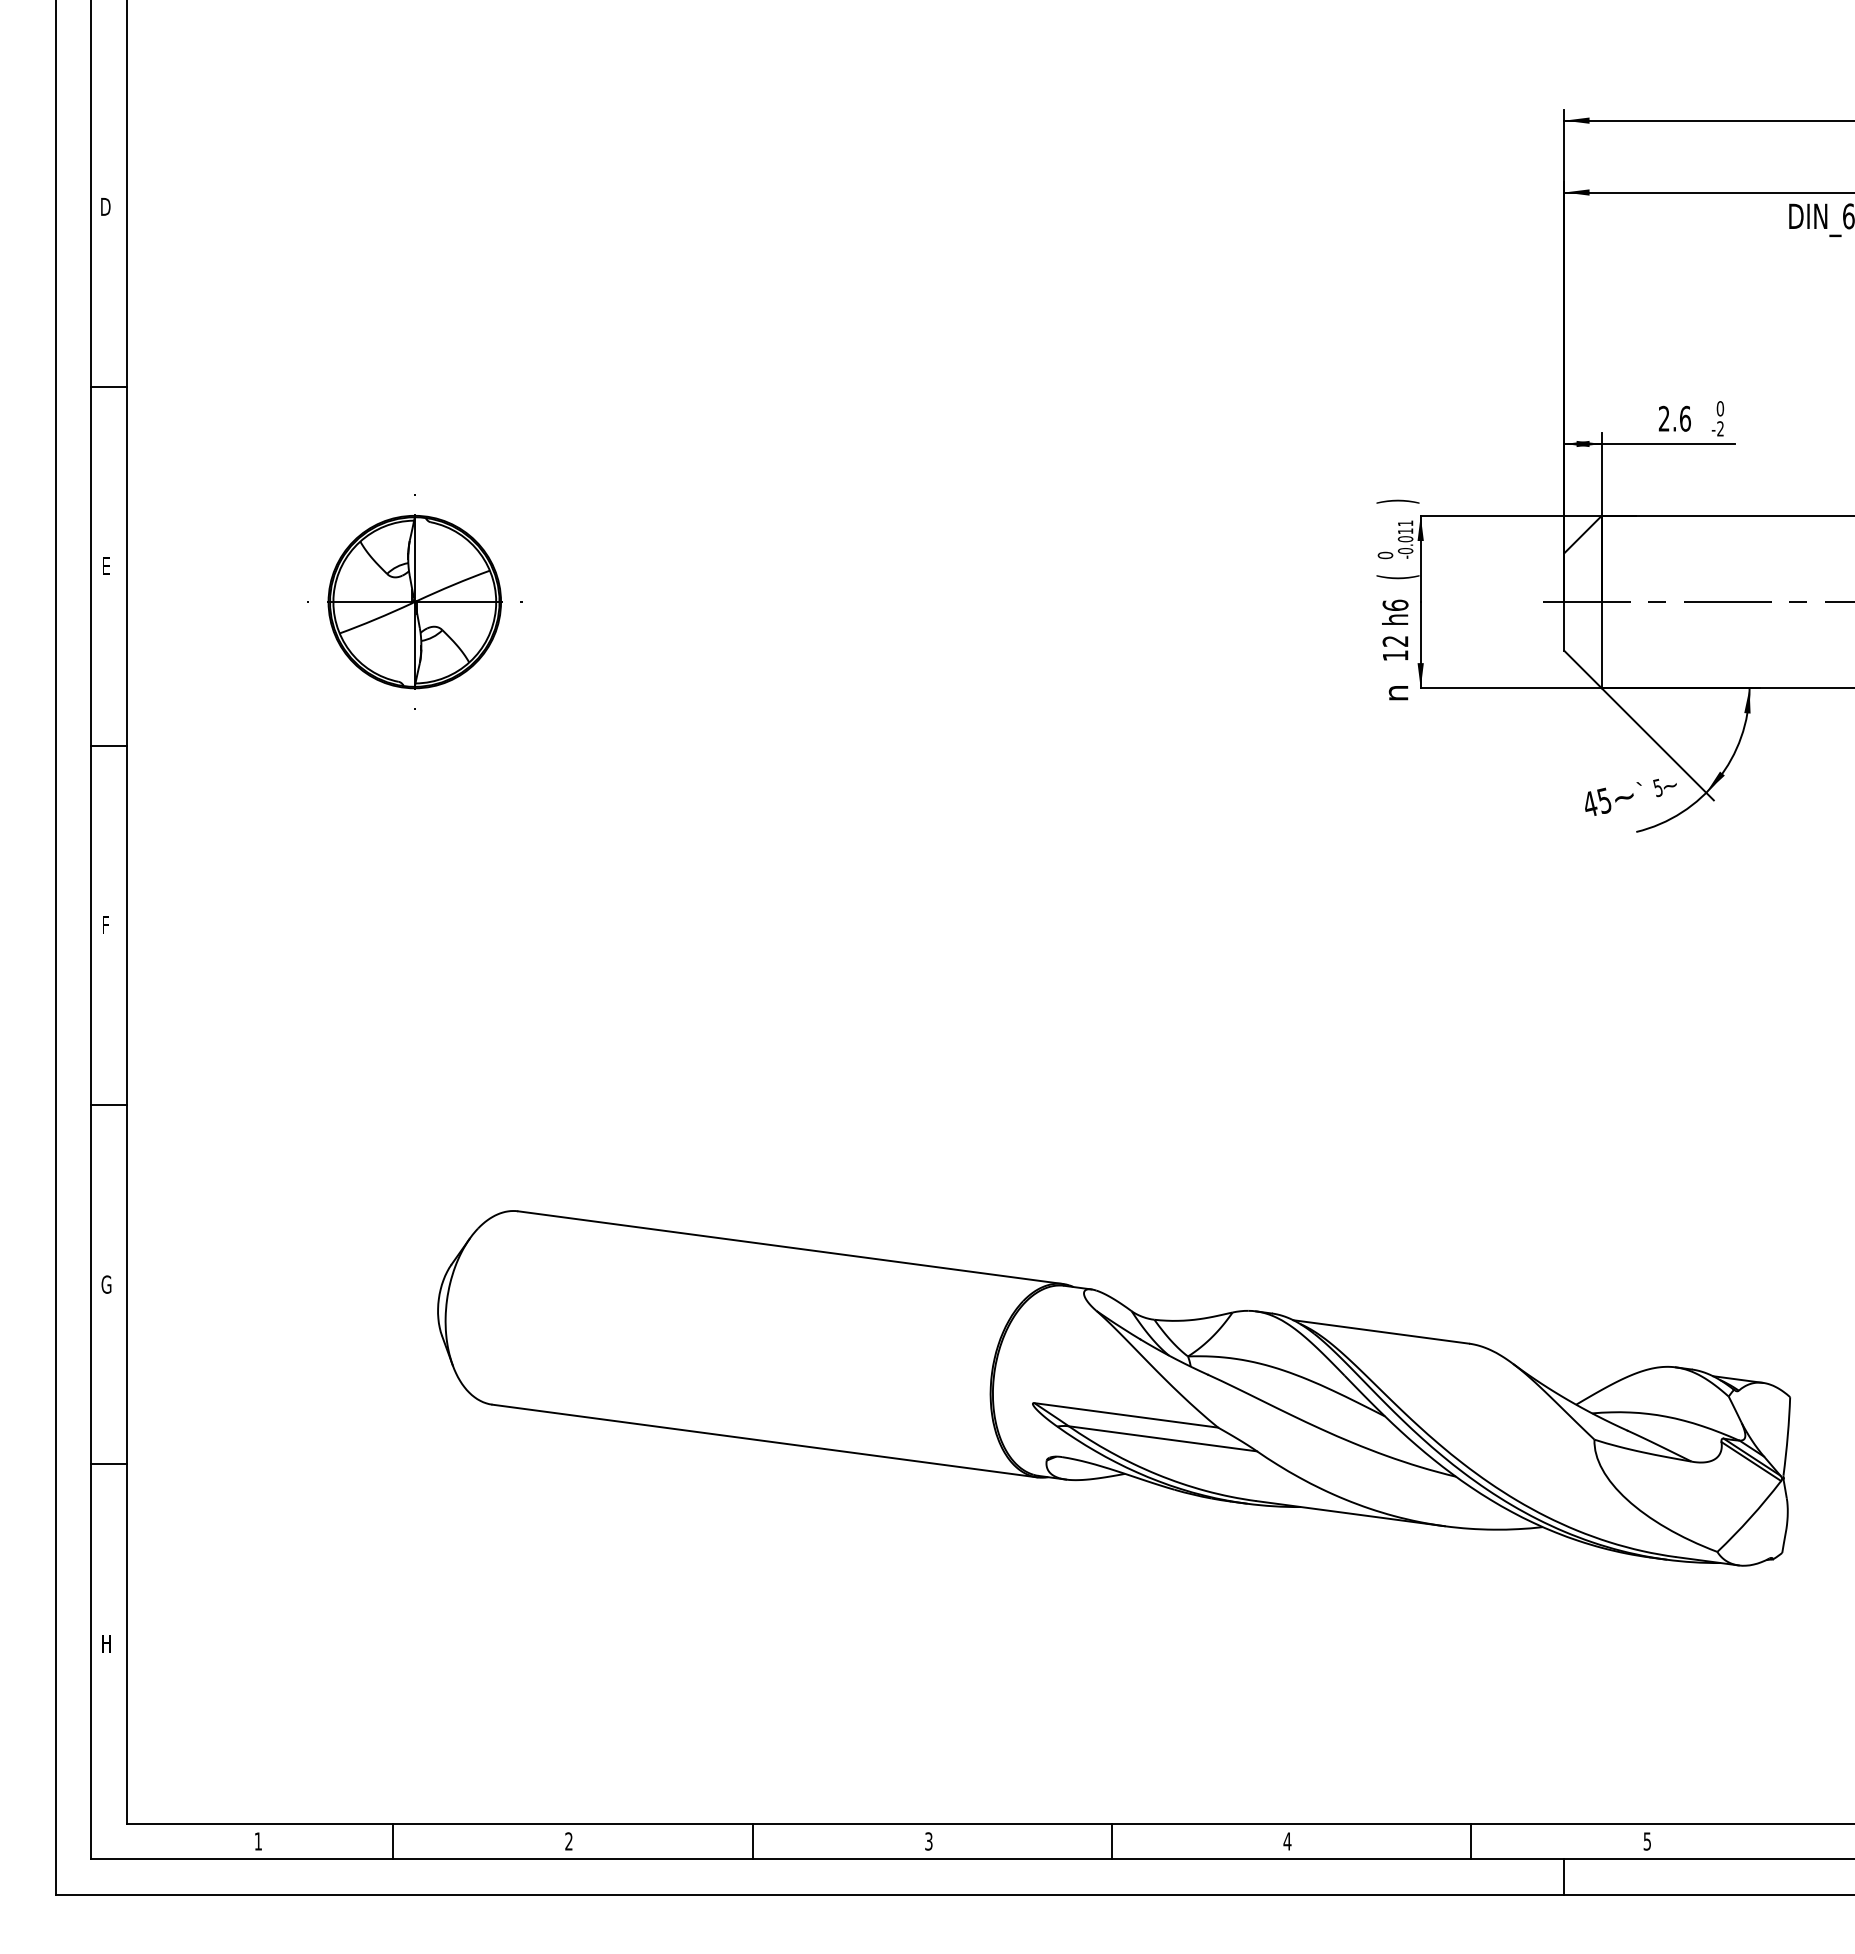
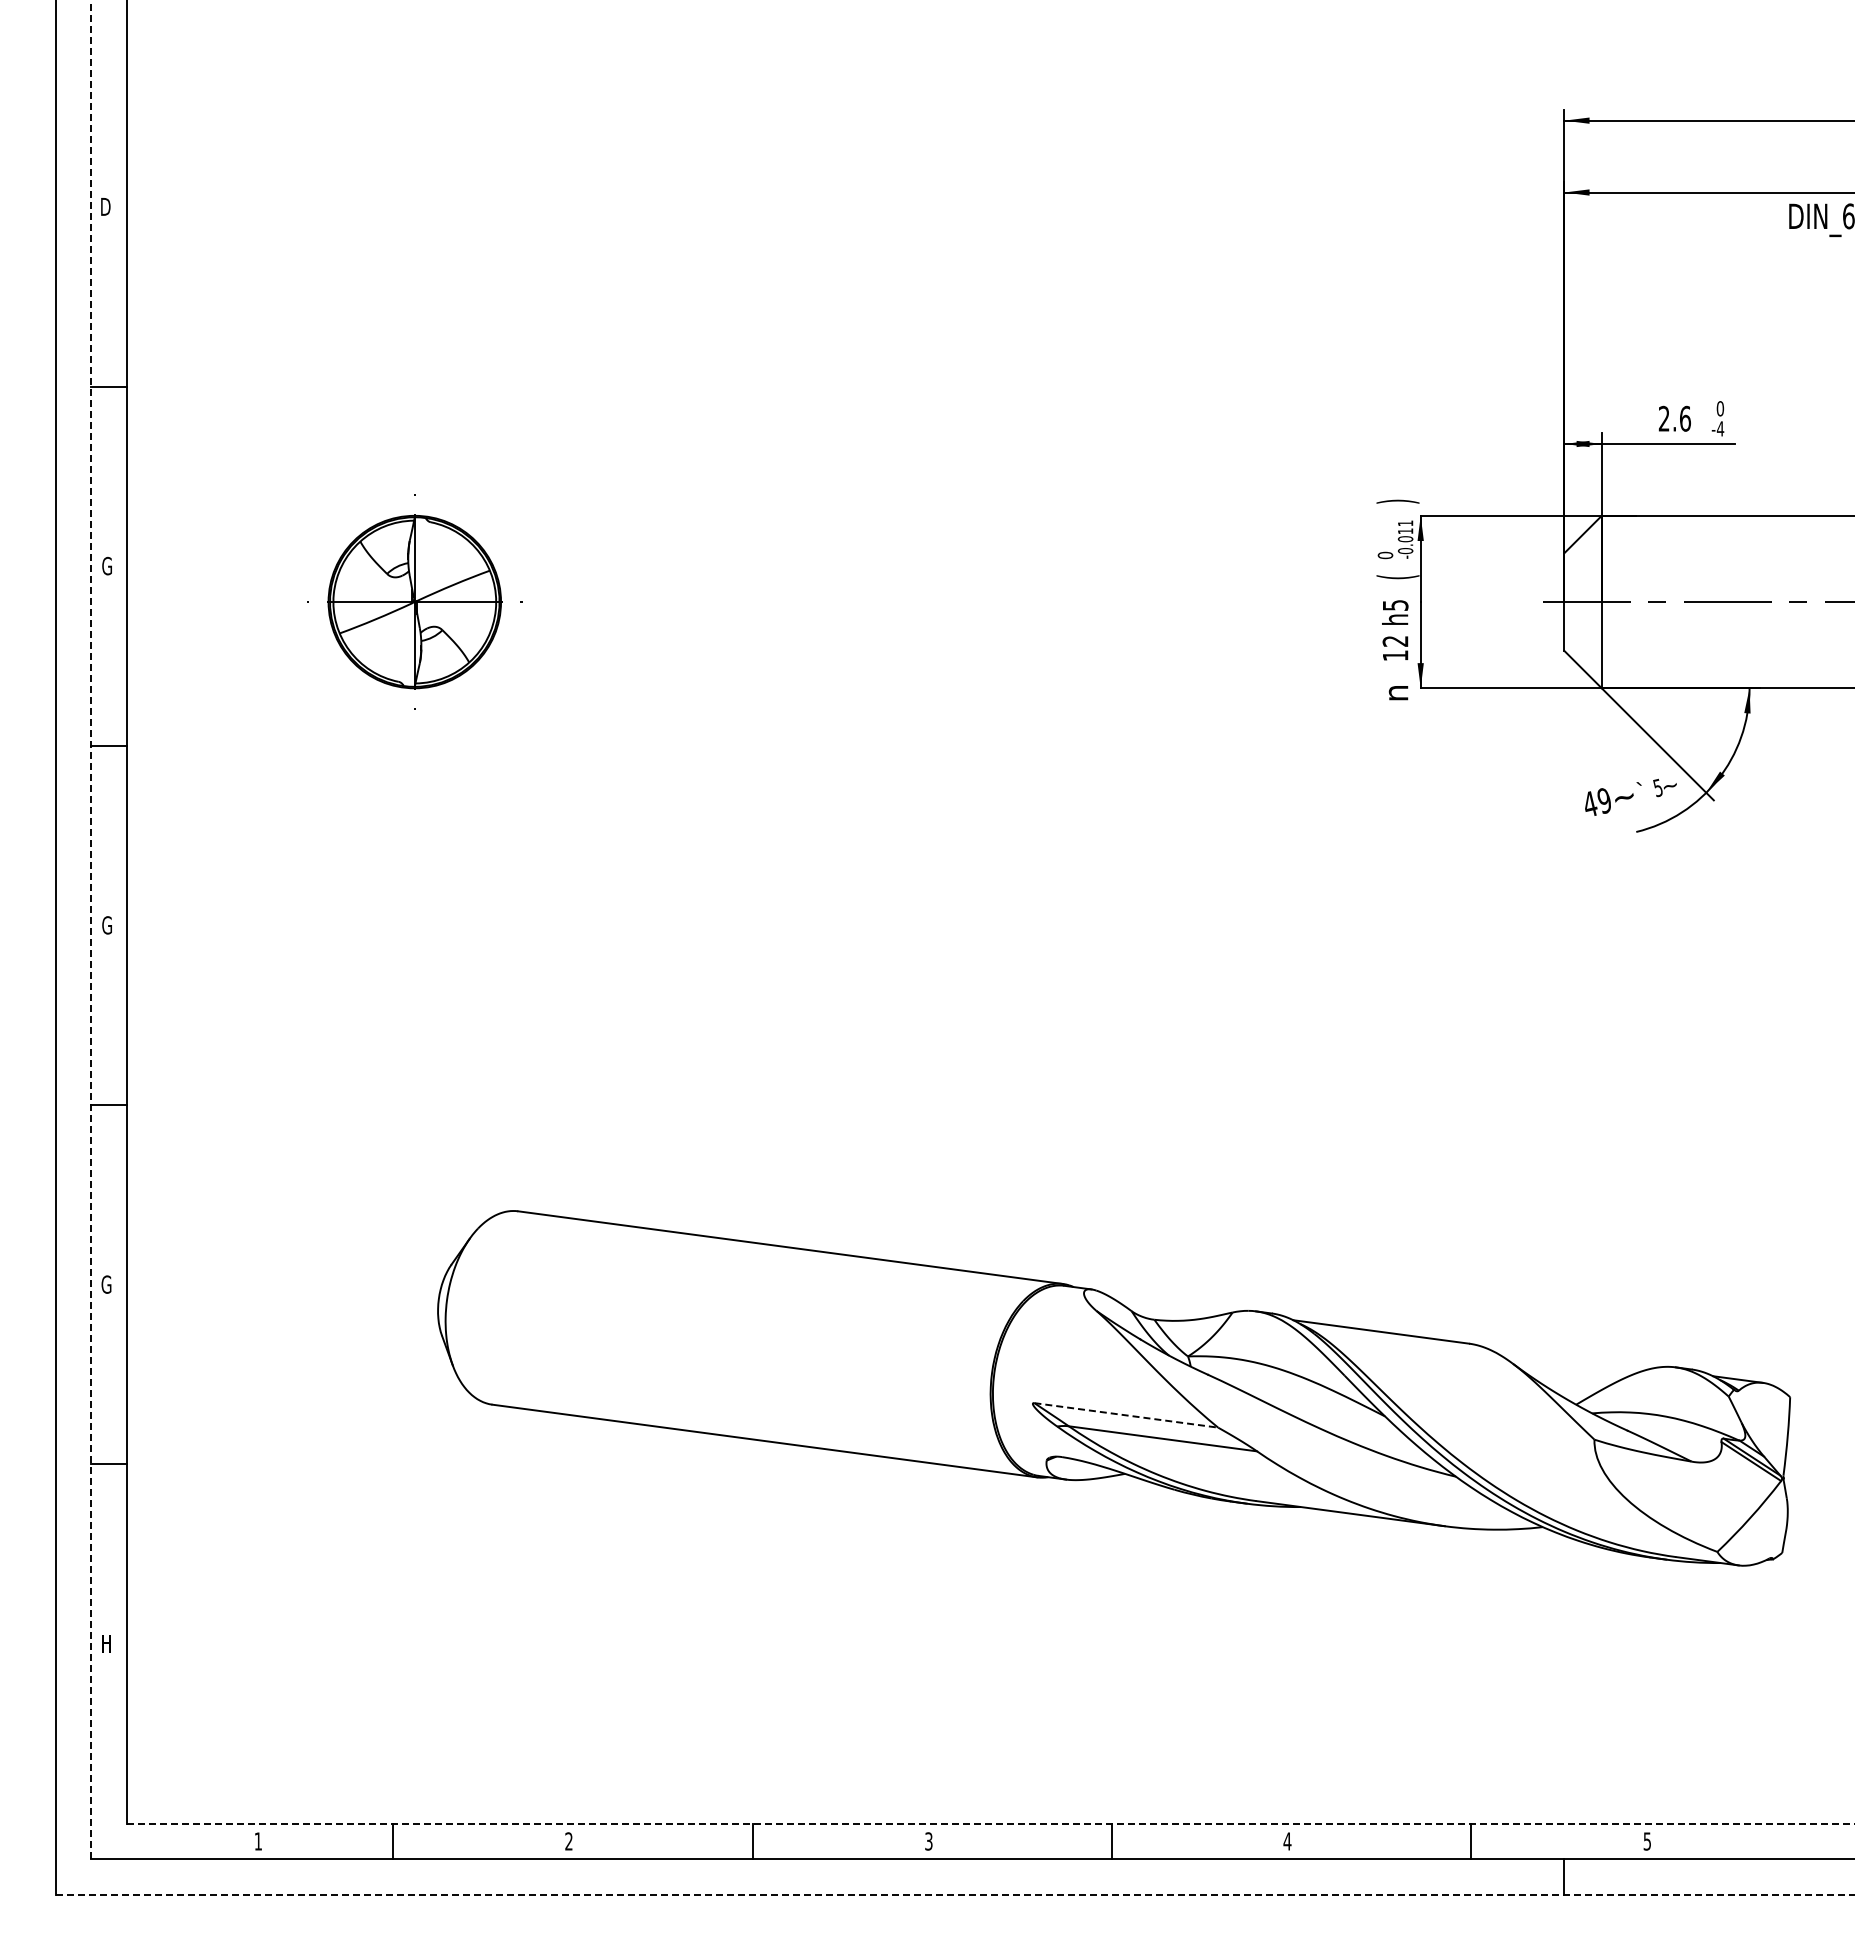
text: -2 -> -4 (1720, 428)
text: E -> G (106, 565)
text: h6 -> h5 (1395, 604)
text: 45 -> 49 (1604, 800)
text: F -> G (106, 925)
line: solid -> dashed (91, 929)
line: solid -> dashed (1126, 1415)
line: solid -> dashed (991, 1823)
line: solid -> dashed (955, 1895)
